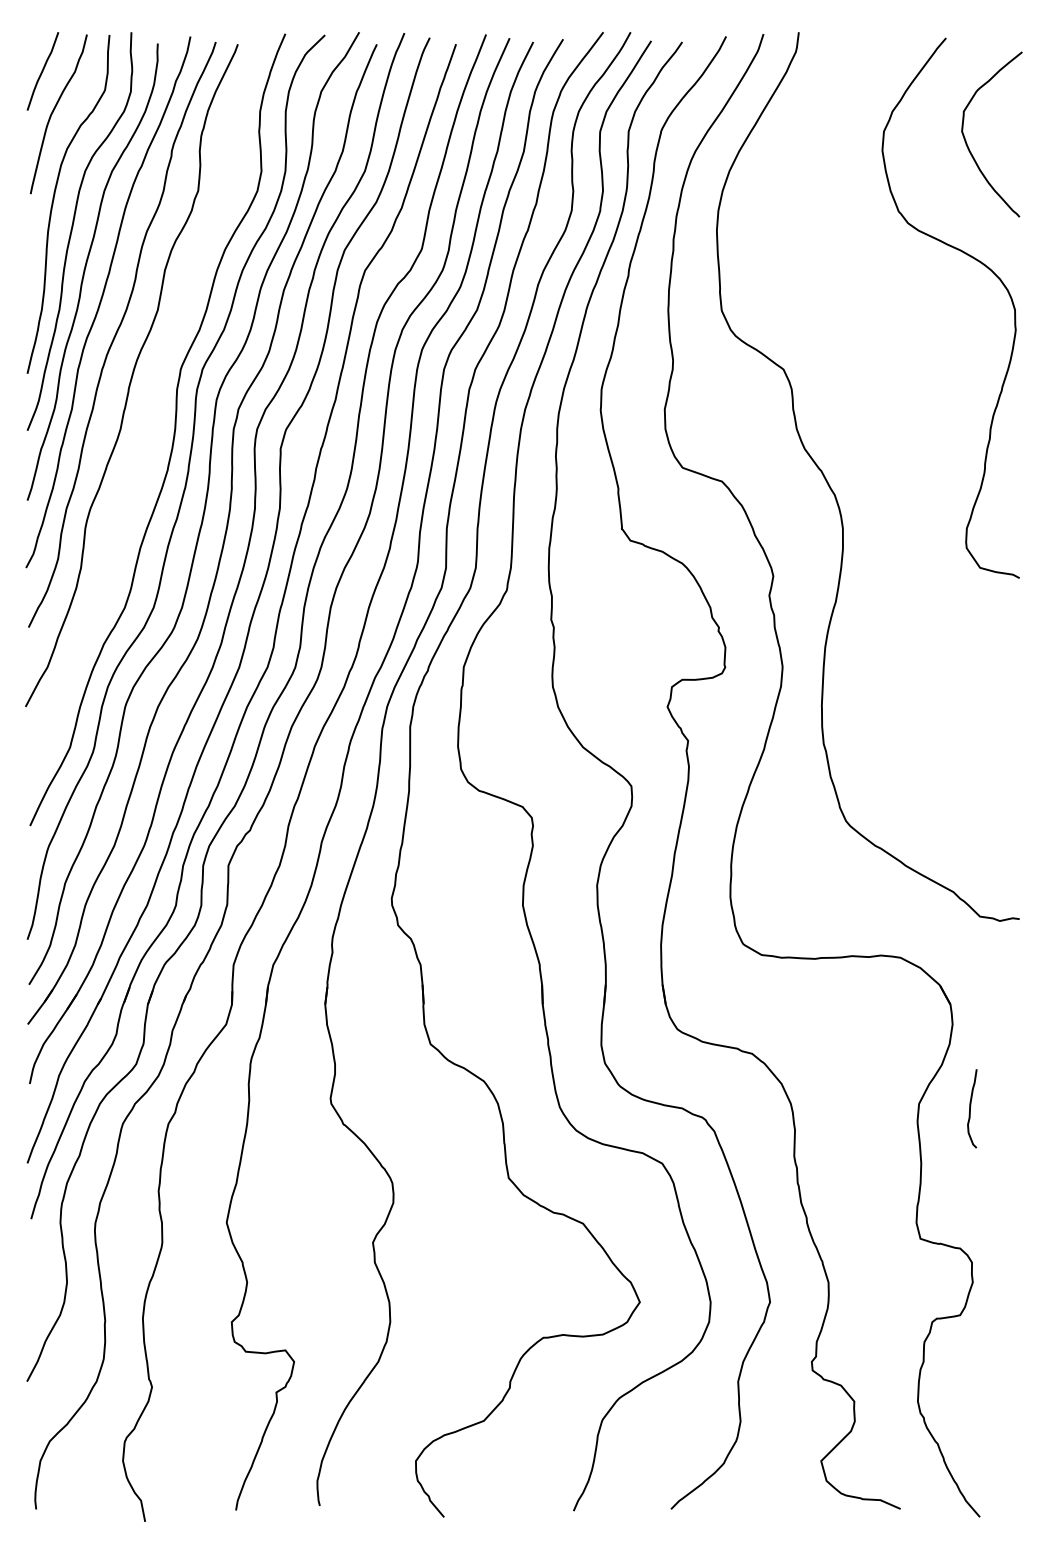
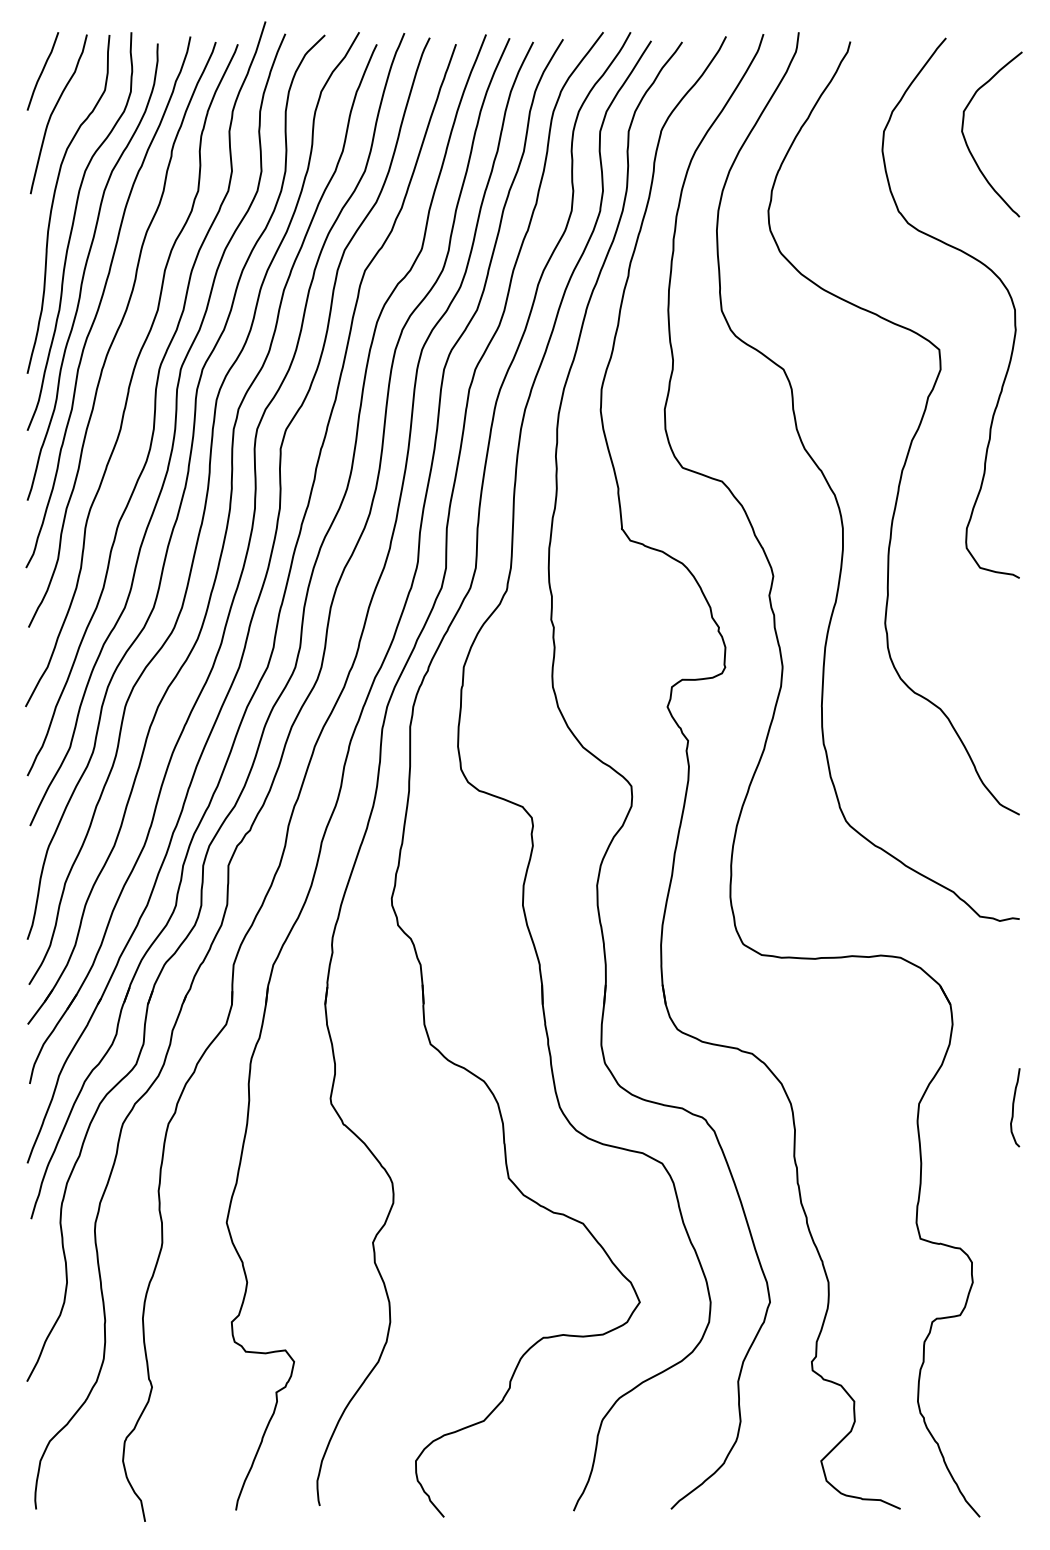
curve: none -> present (154, 398)
curve: none -> present (912, 437)
curve position: (970, 1108) -> (1013, 1107) (1013, 1107)
